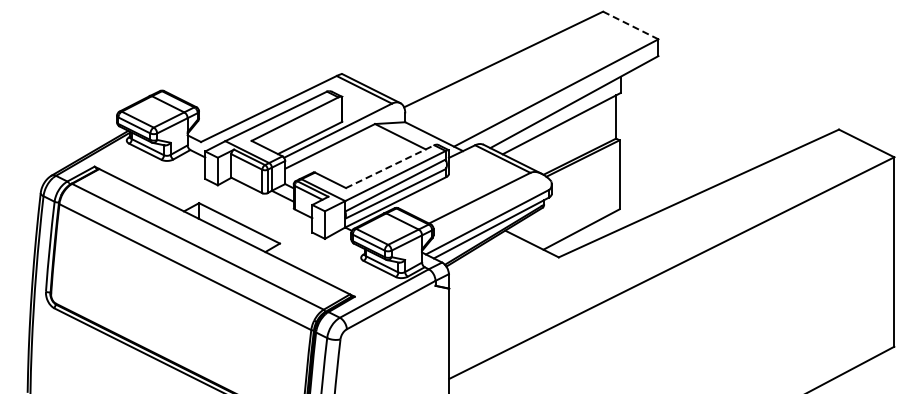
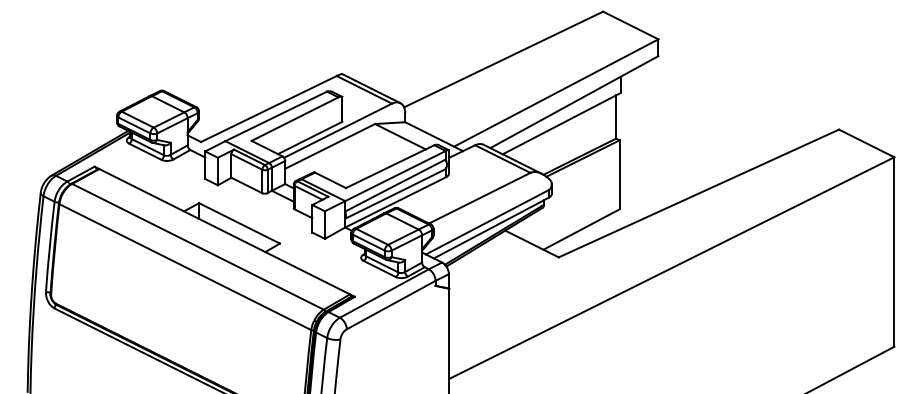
line: dashed -> solid (630, 25)
line: dashed -> solid (390, 166)
